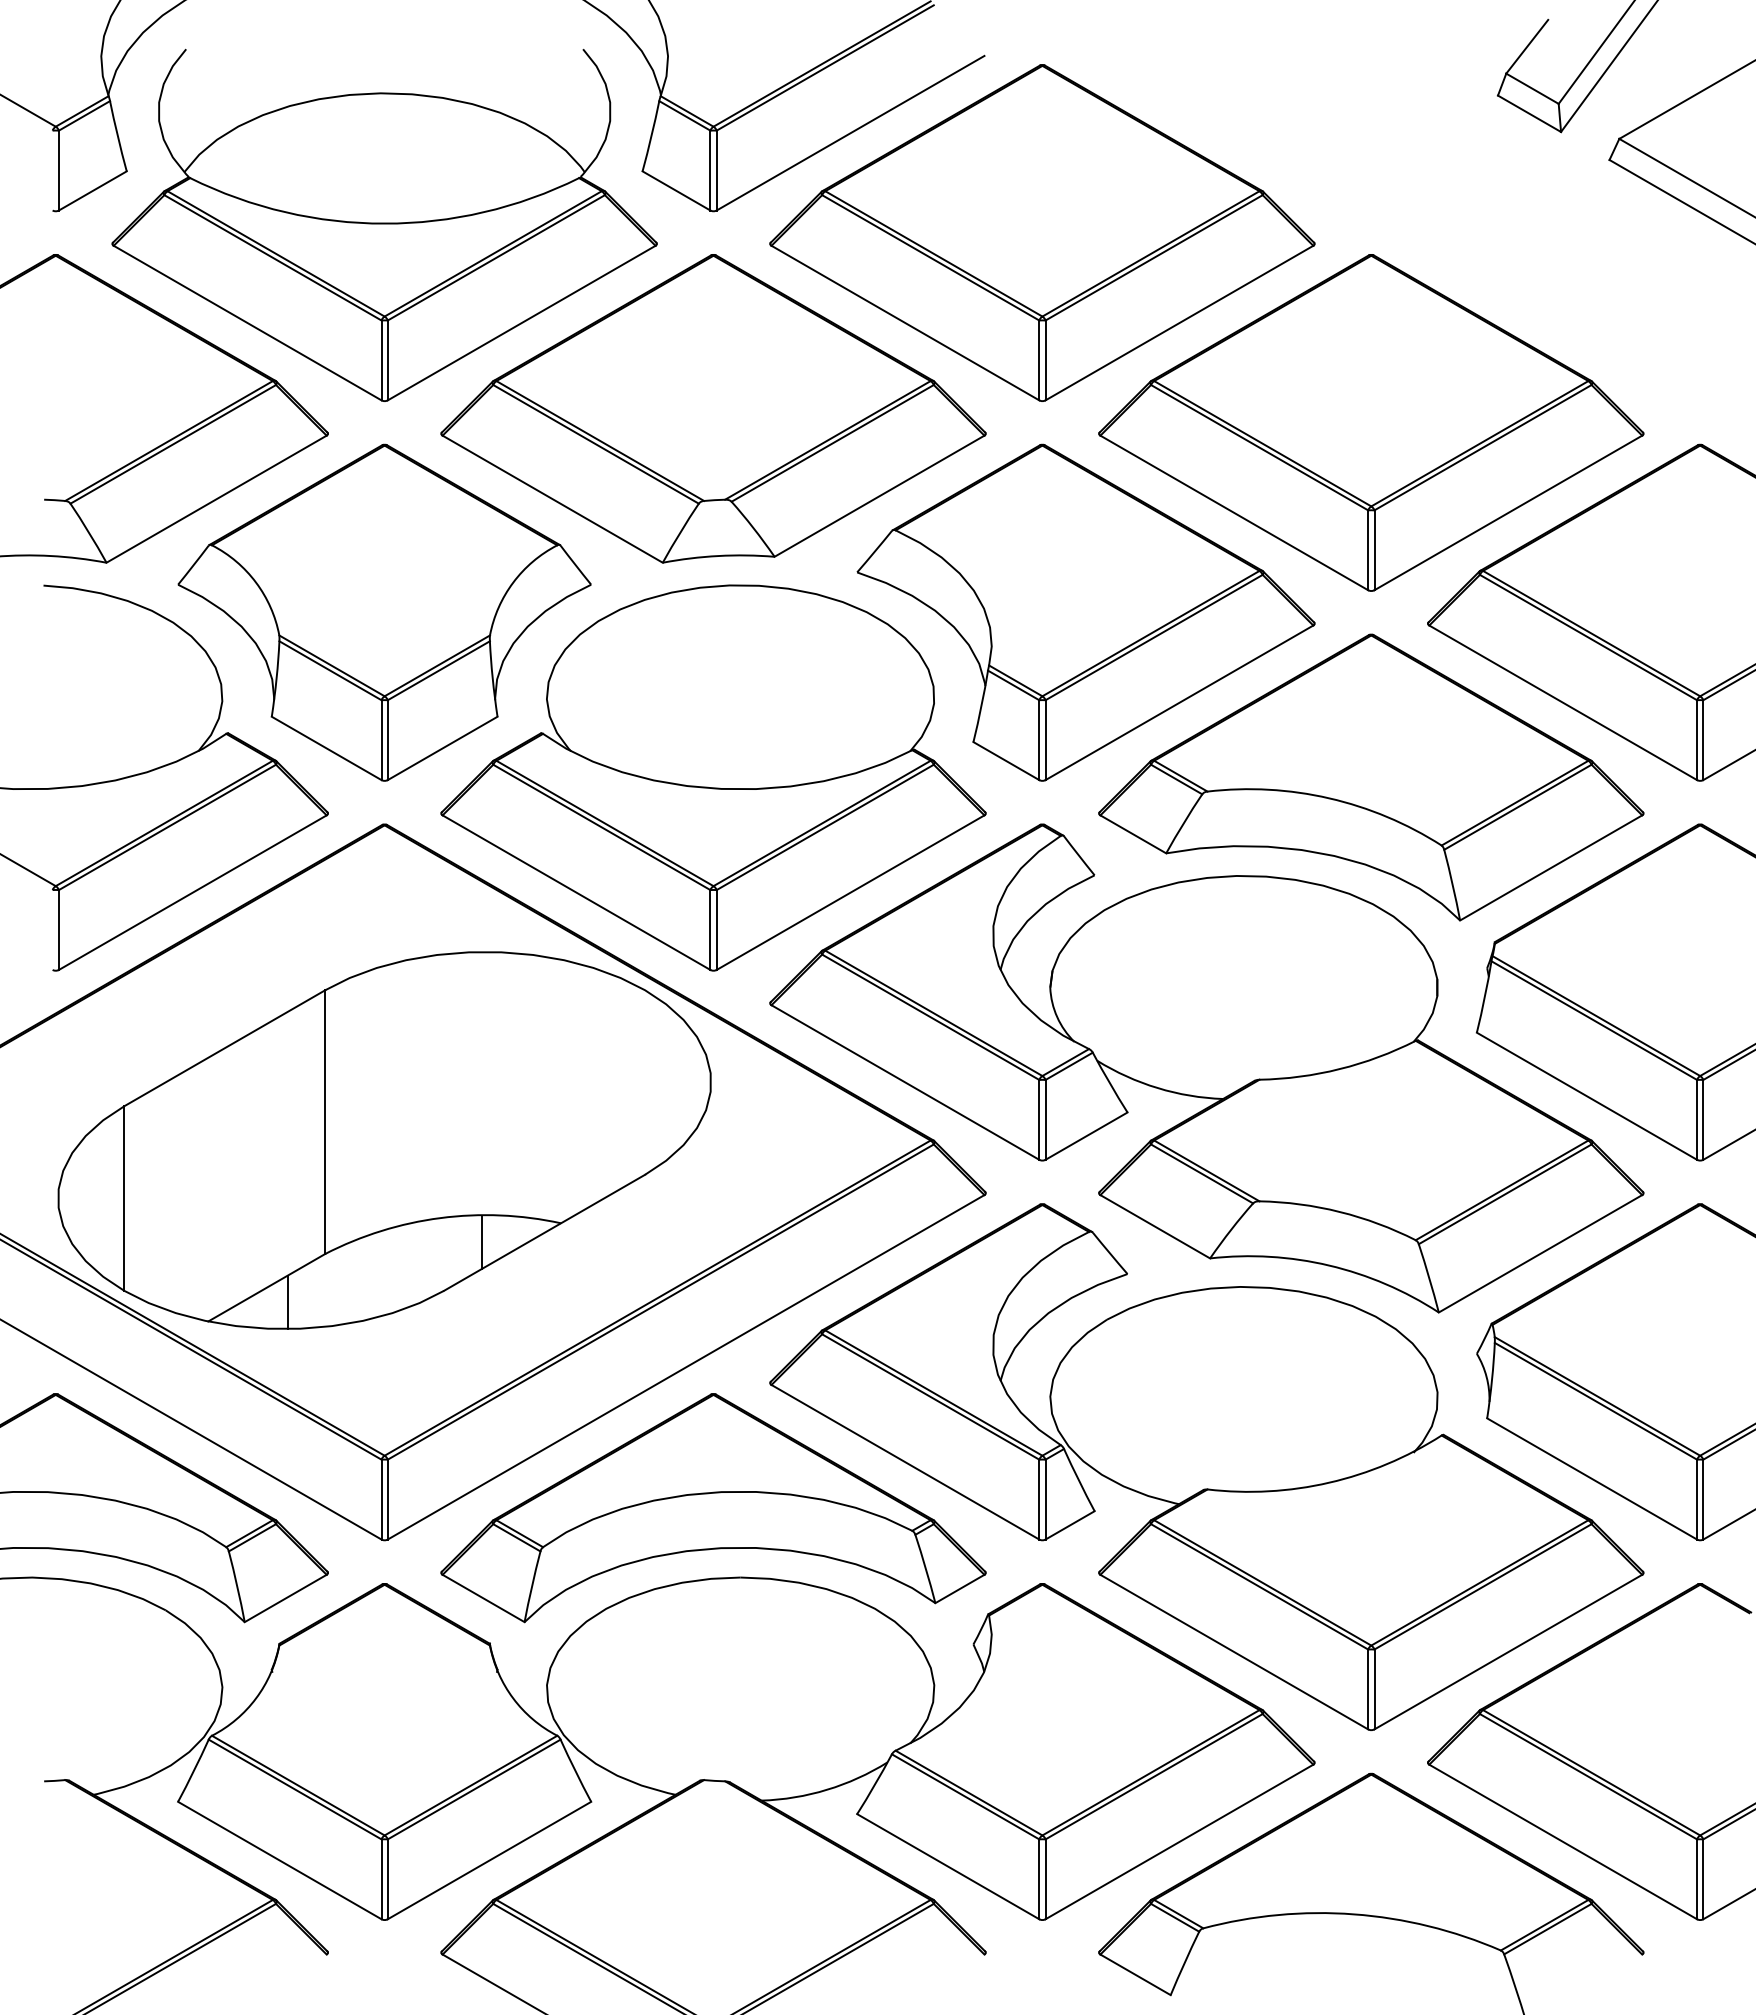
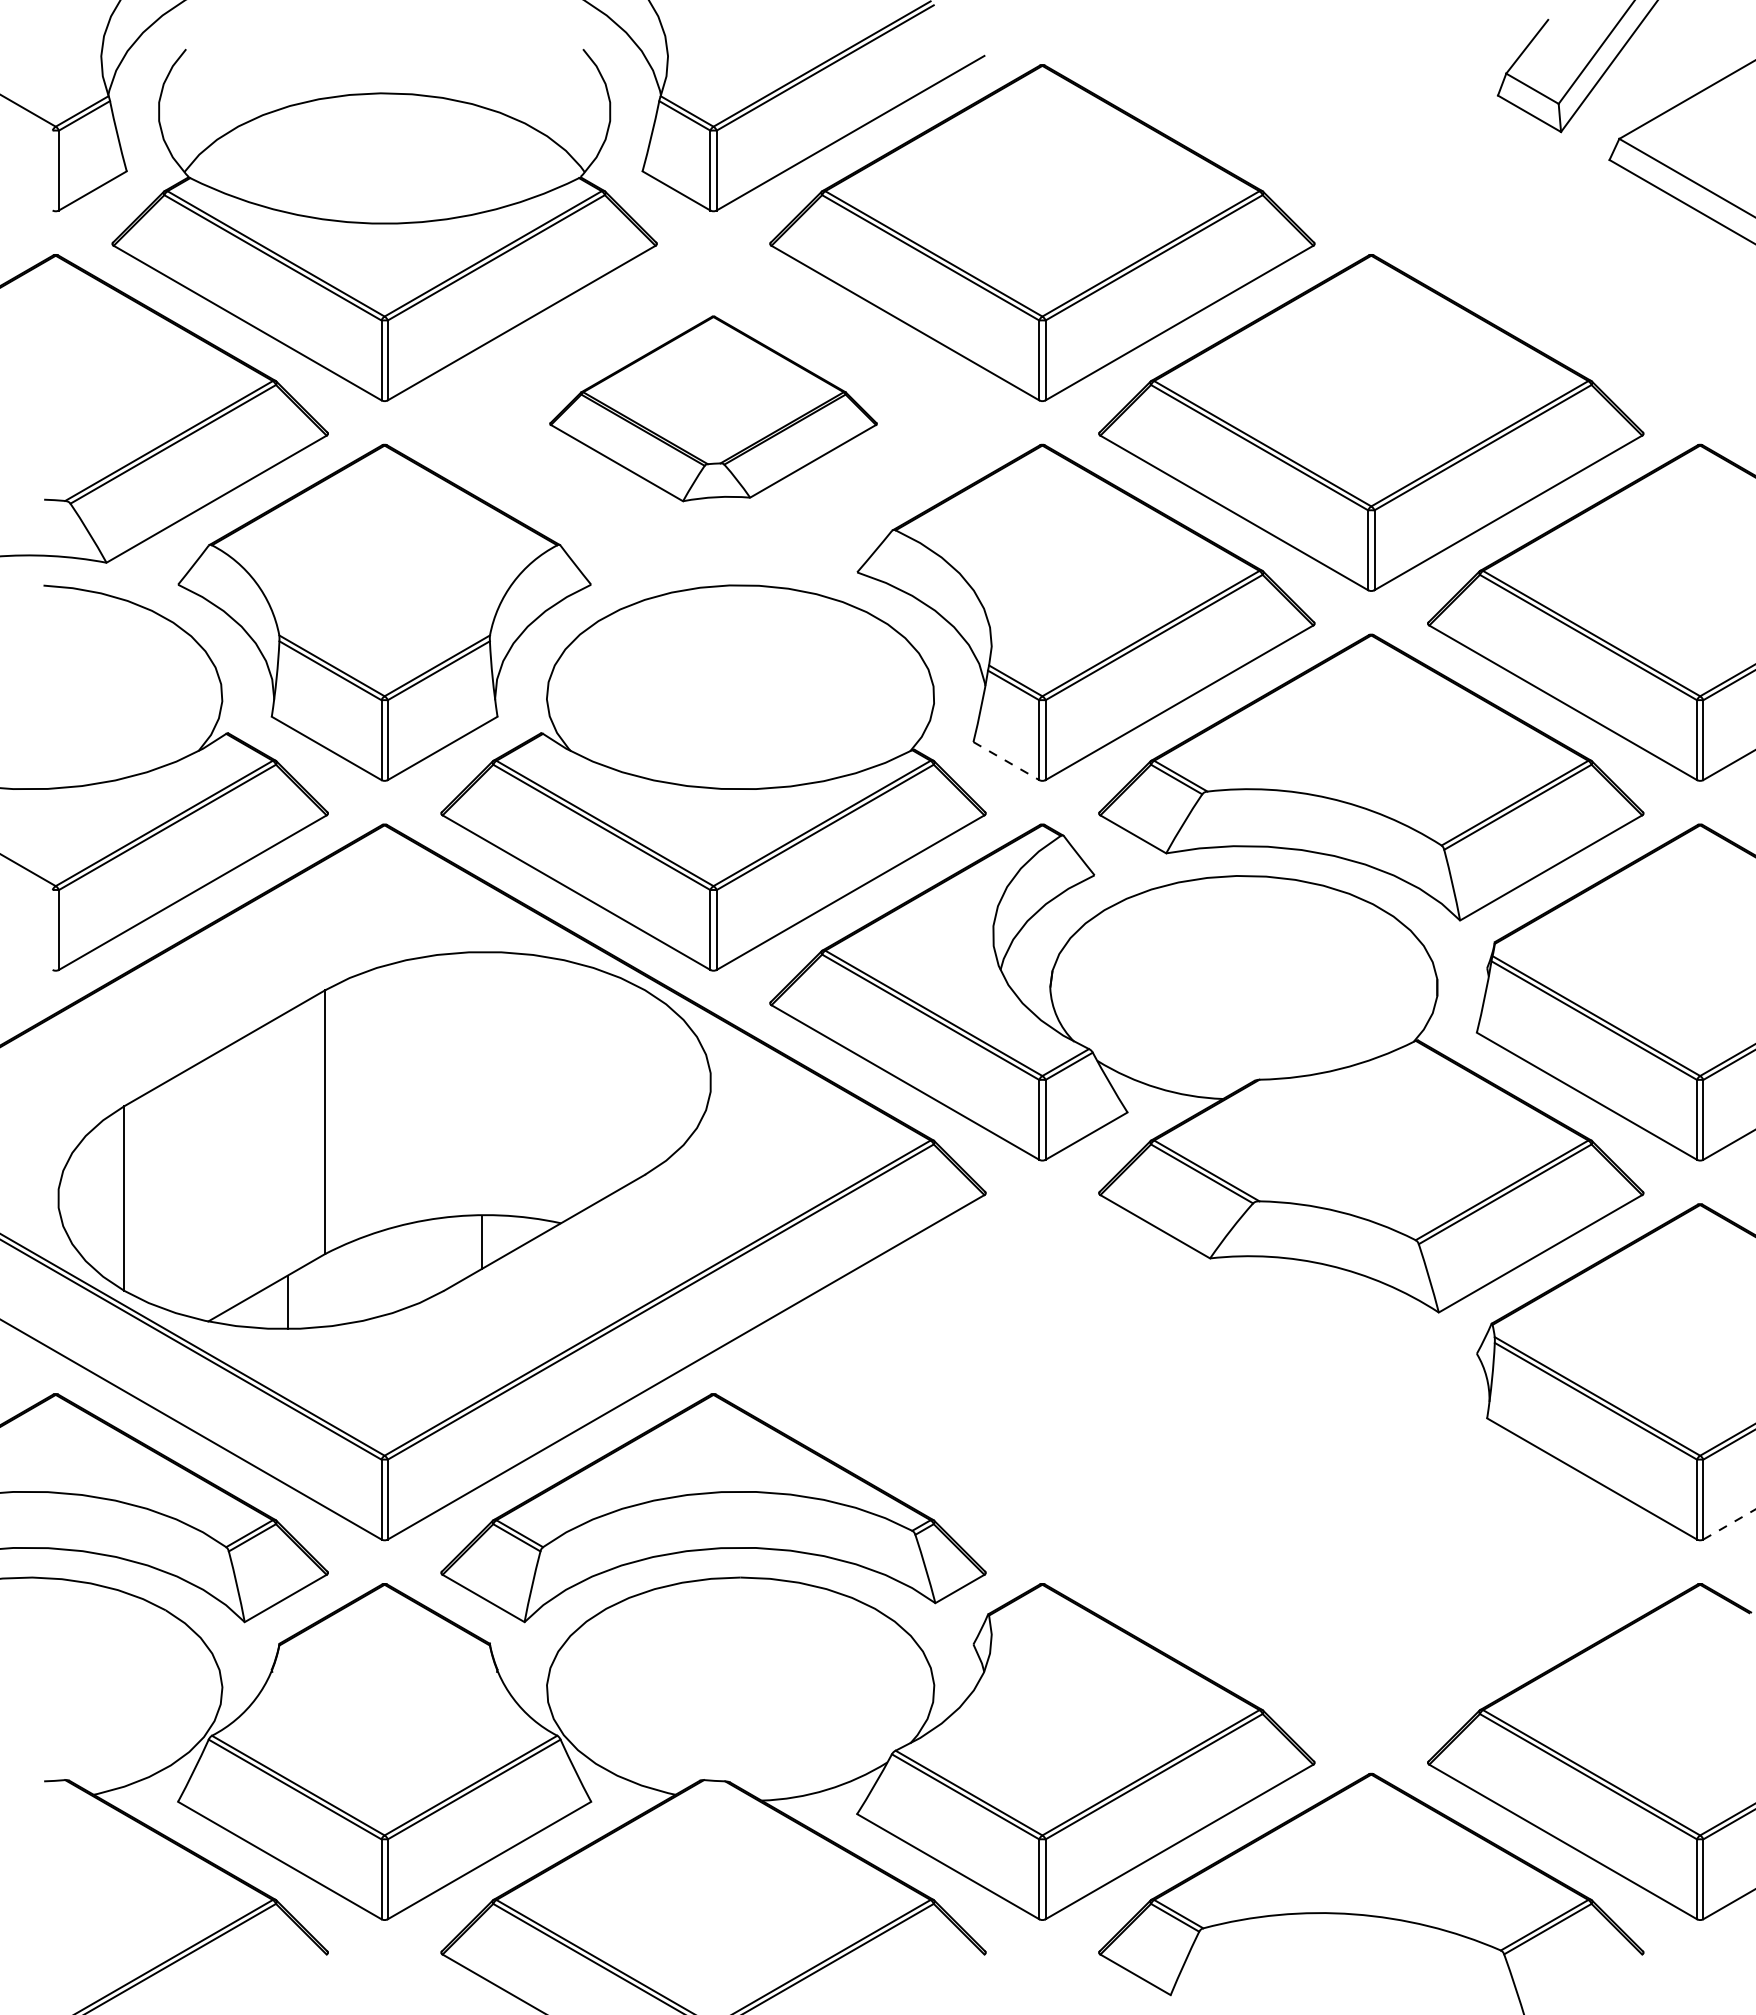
part size: 547x310 px -> 329x188 px (713, 408)
line: solid -> dashed (1006, 761)
part: present -> none (1206, 1466)
line: solid -> dashed (1729, 1524)
